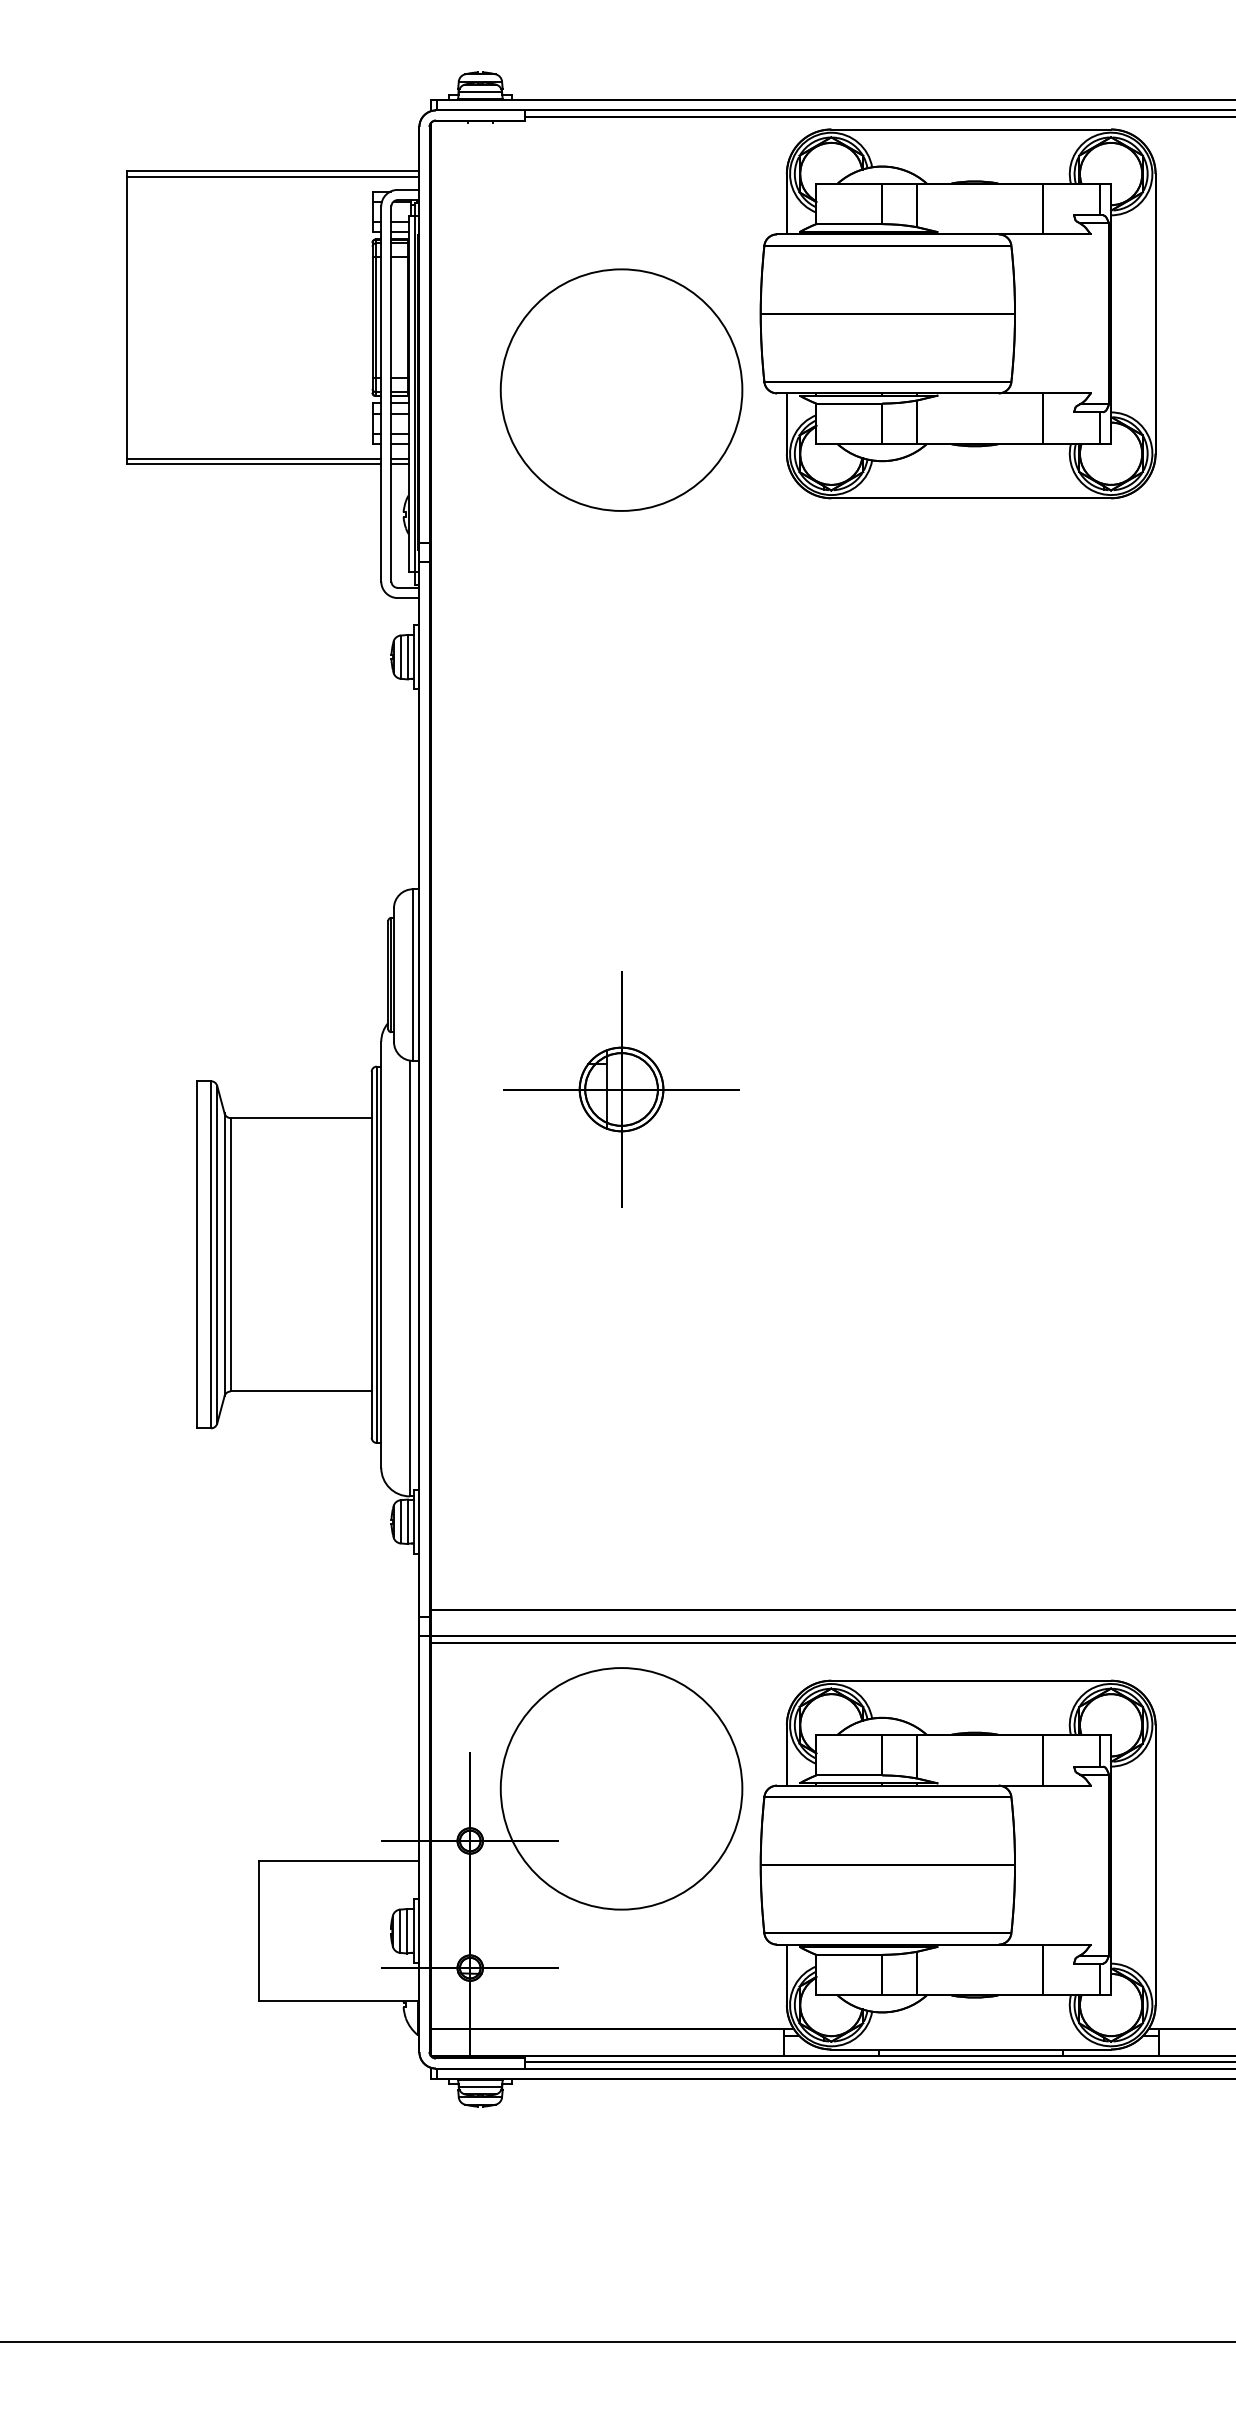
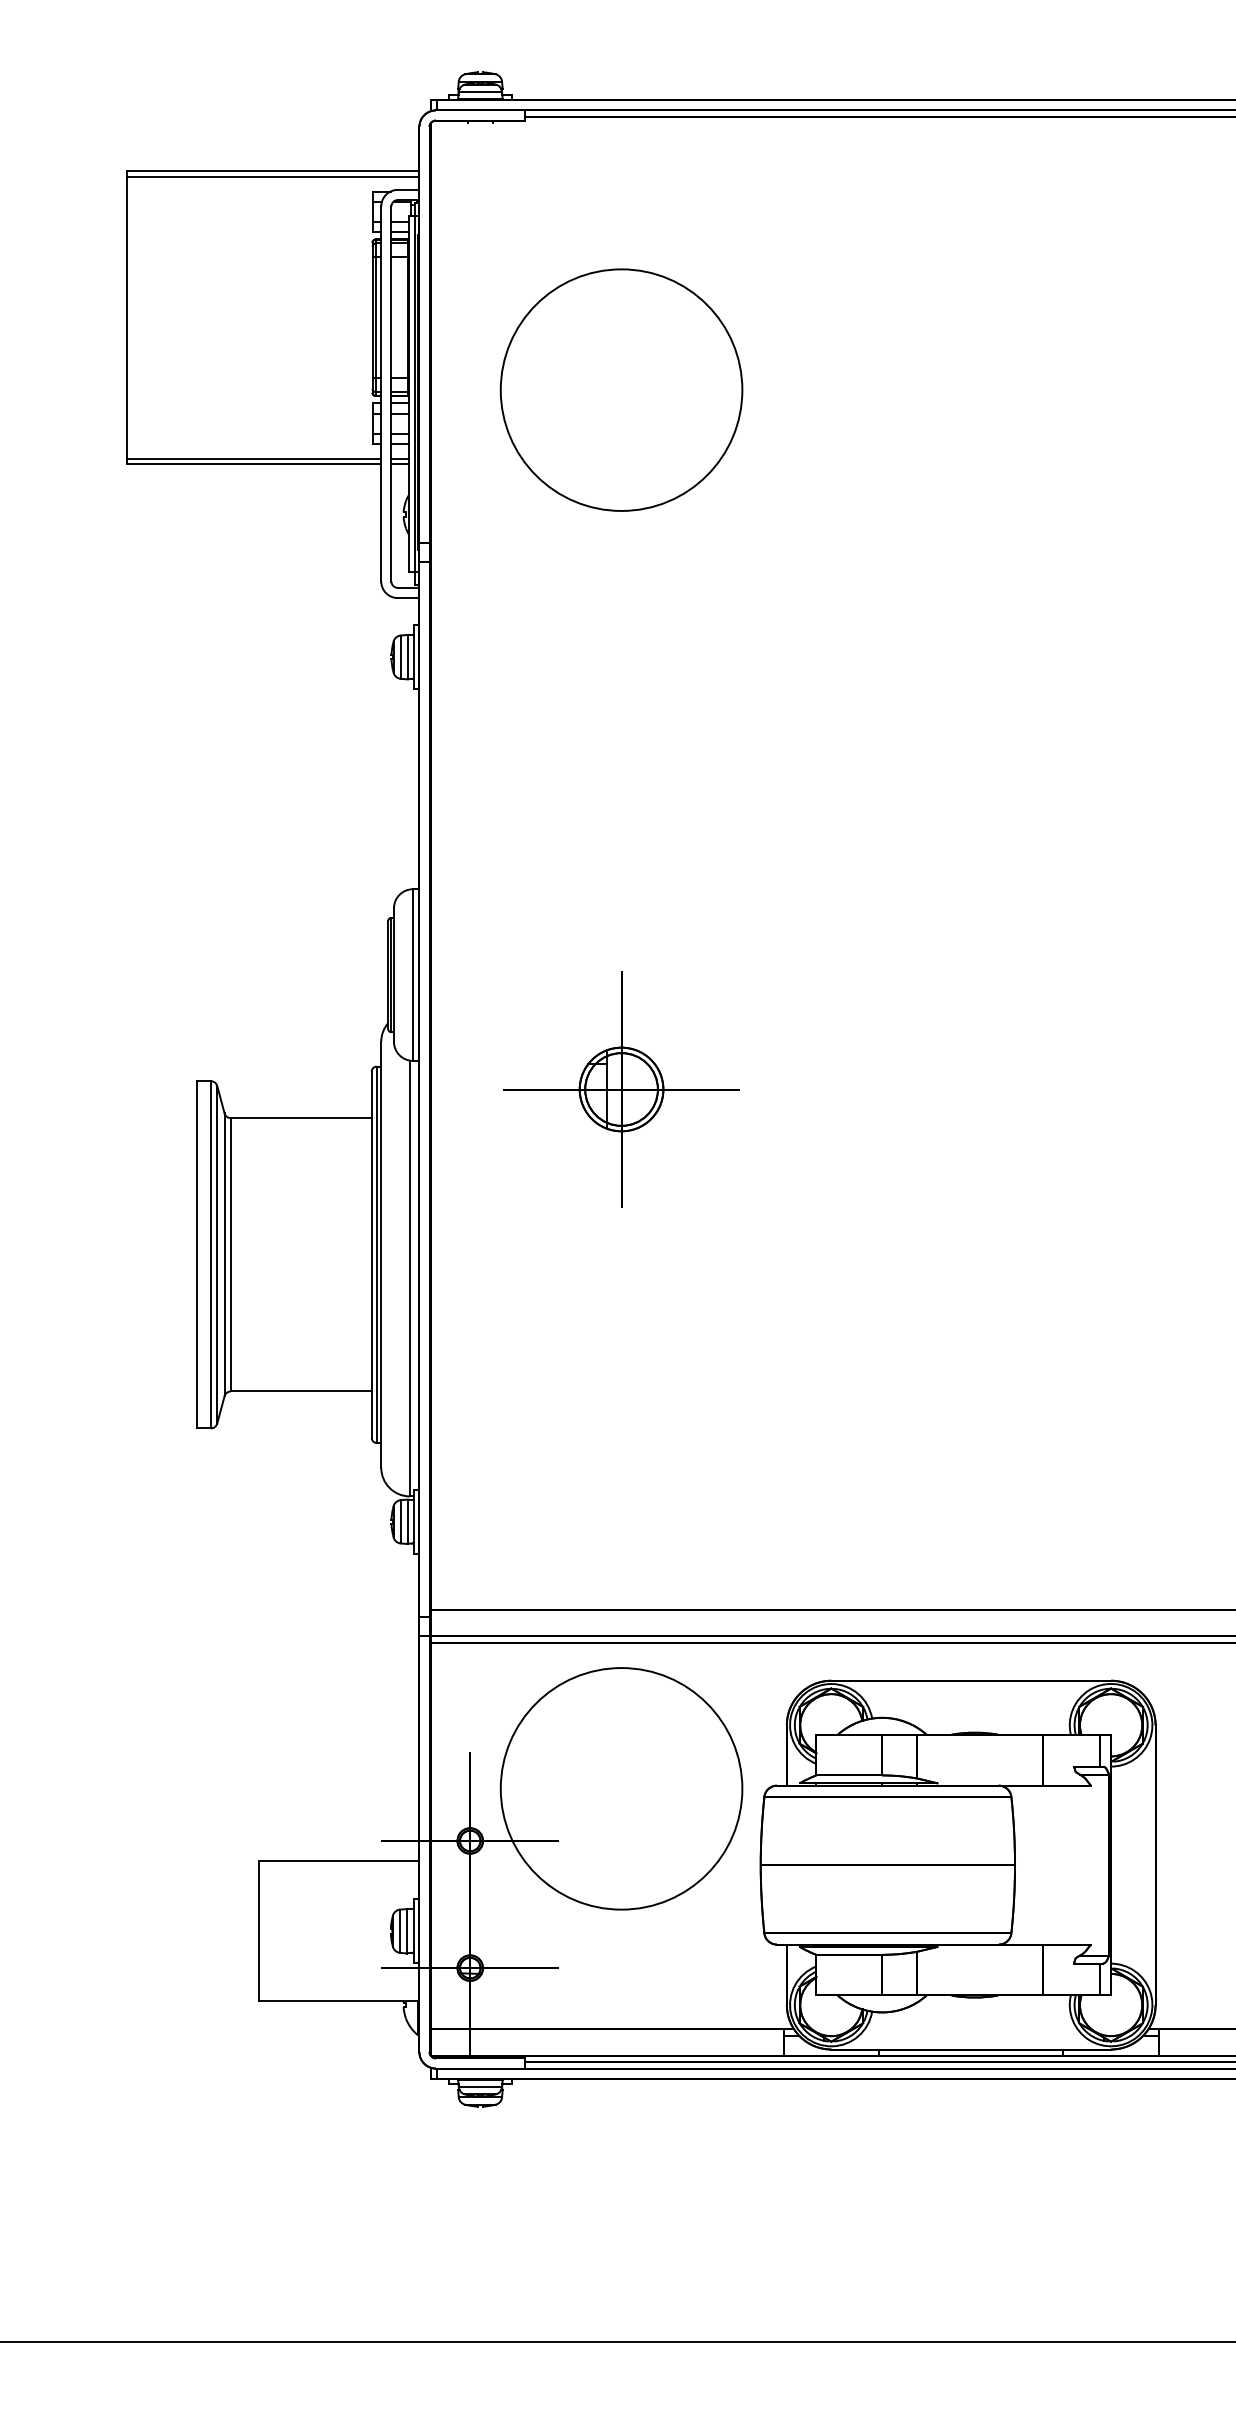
part: present -> none (957, 313)
